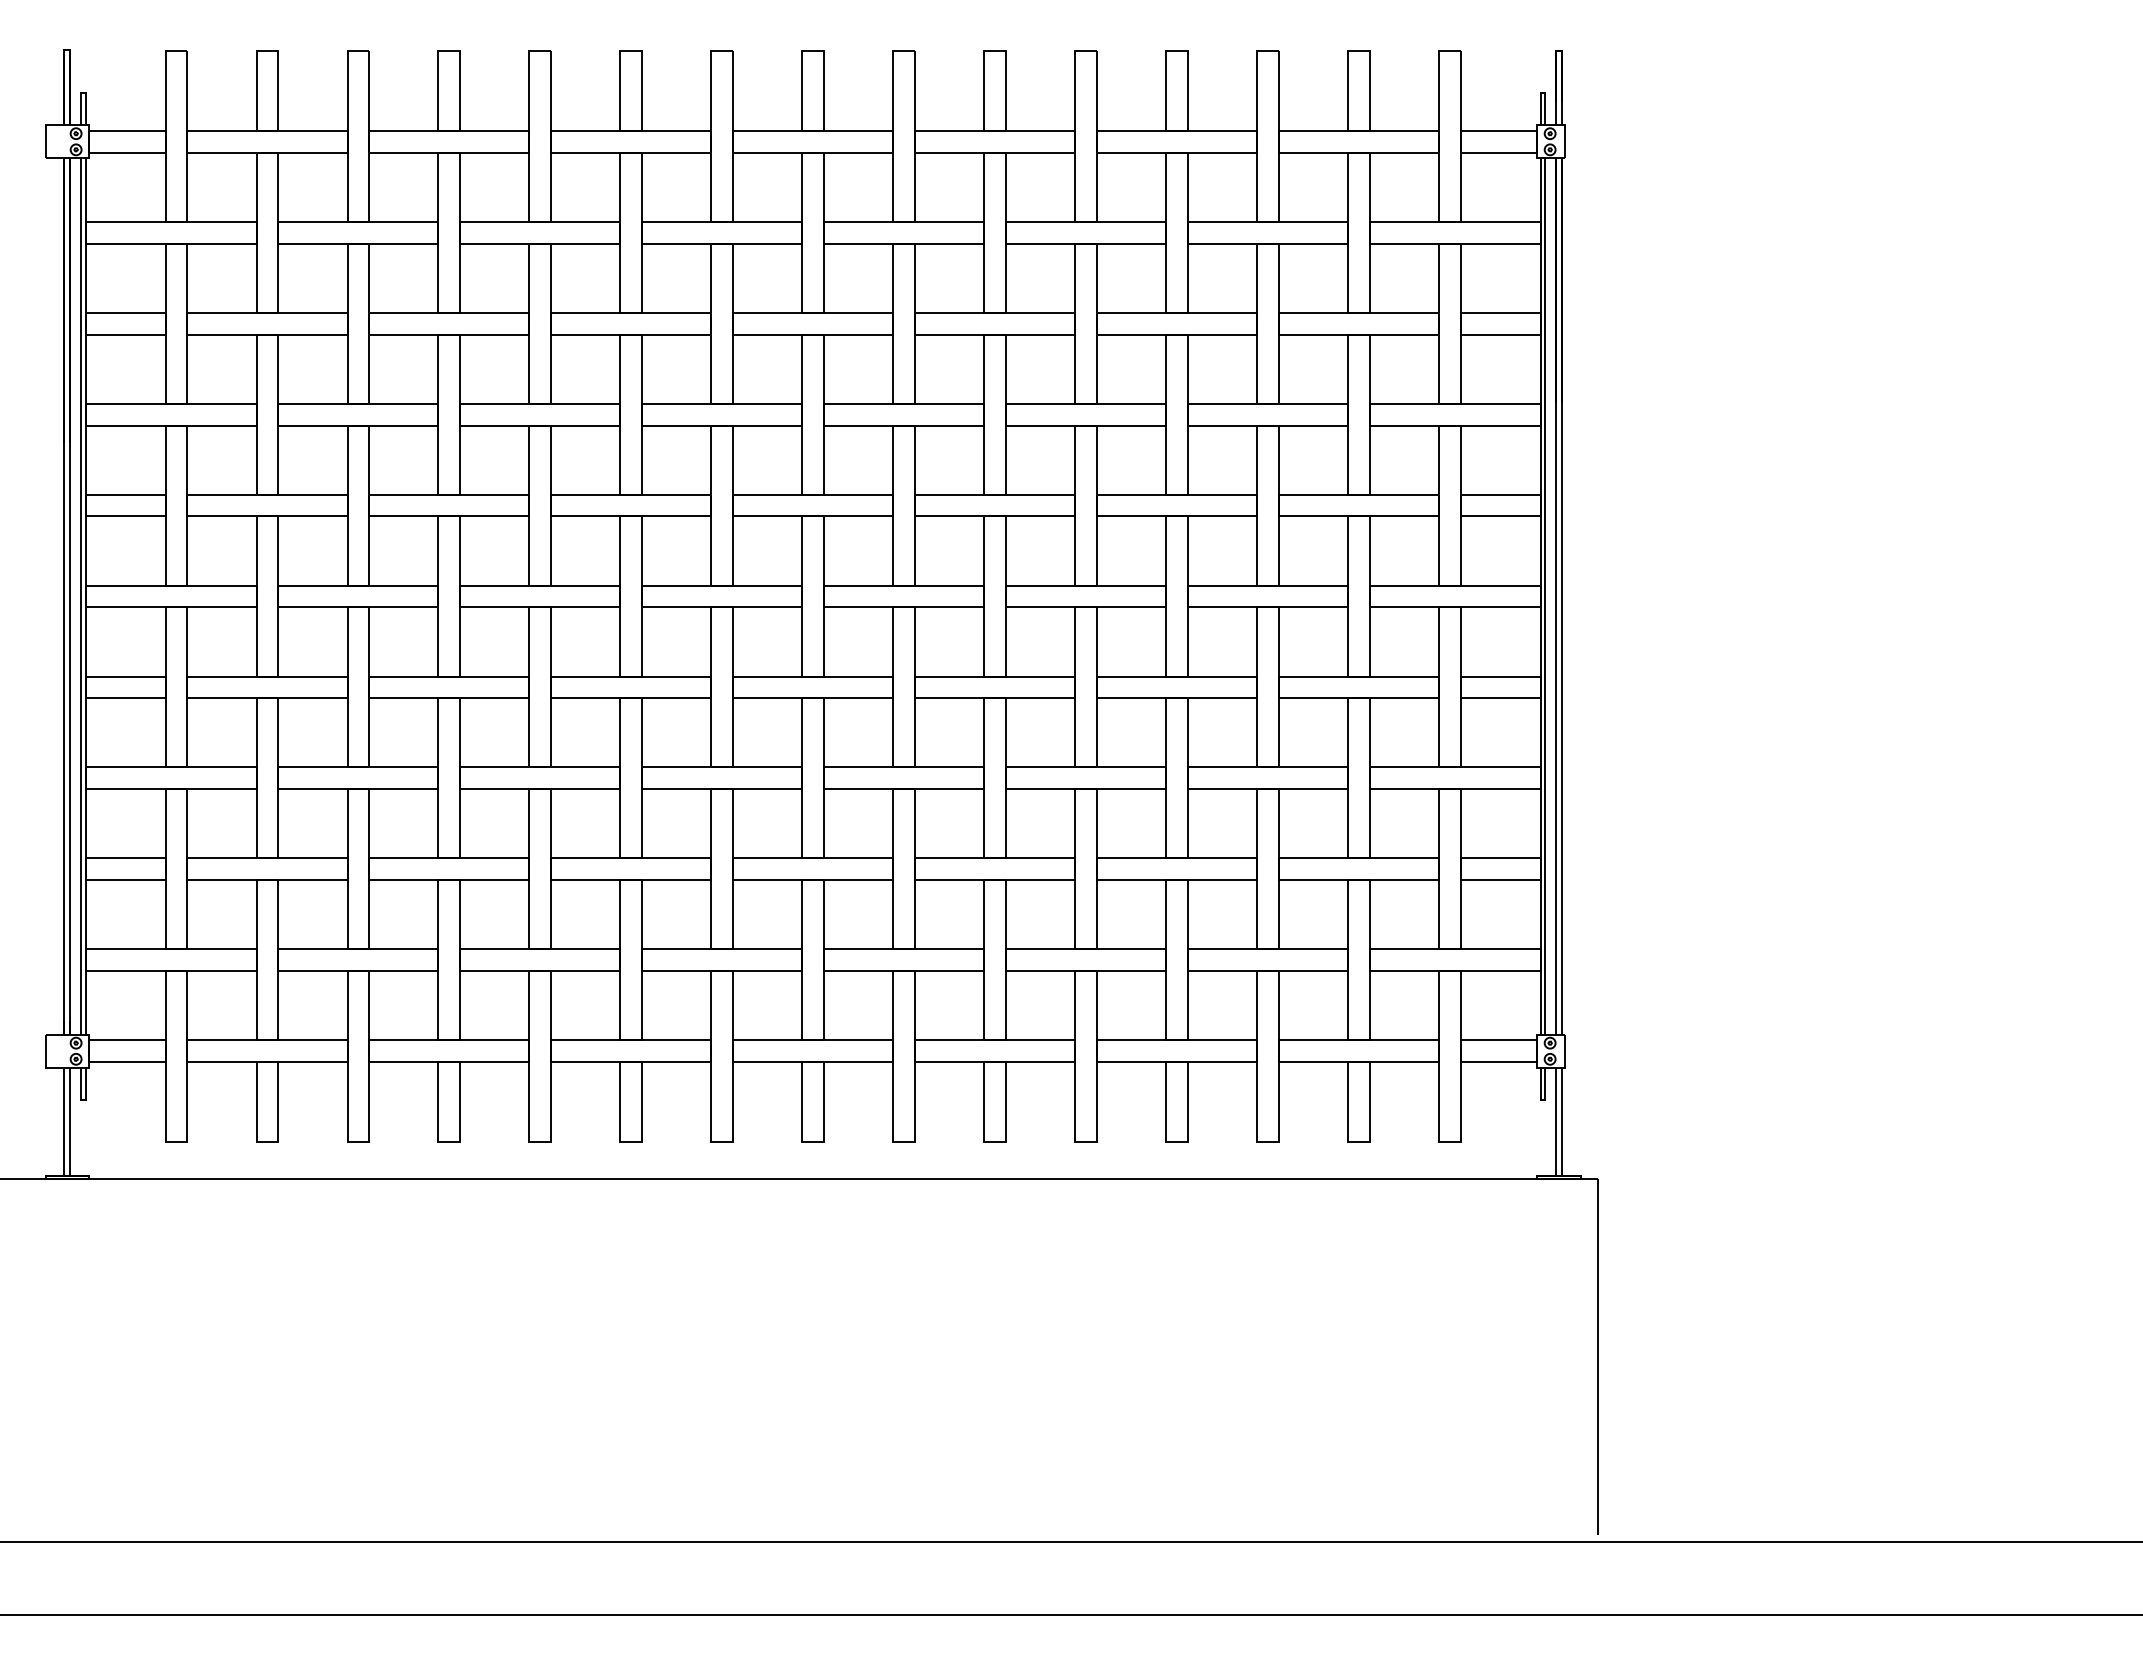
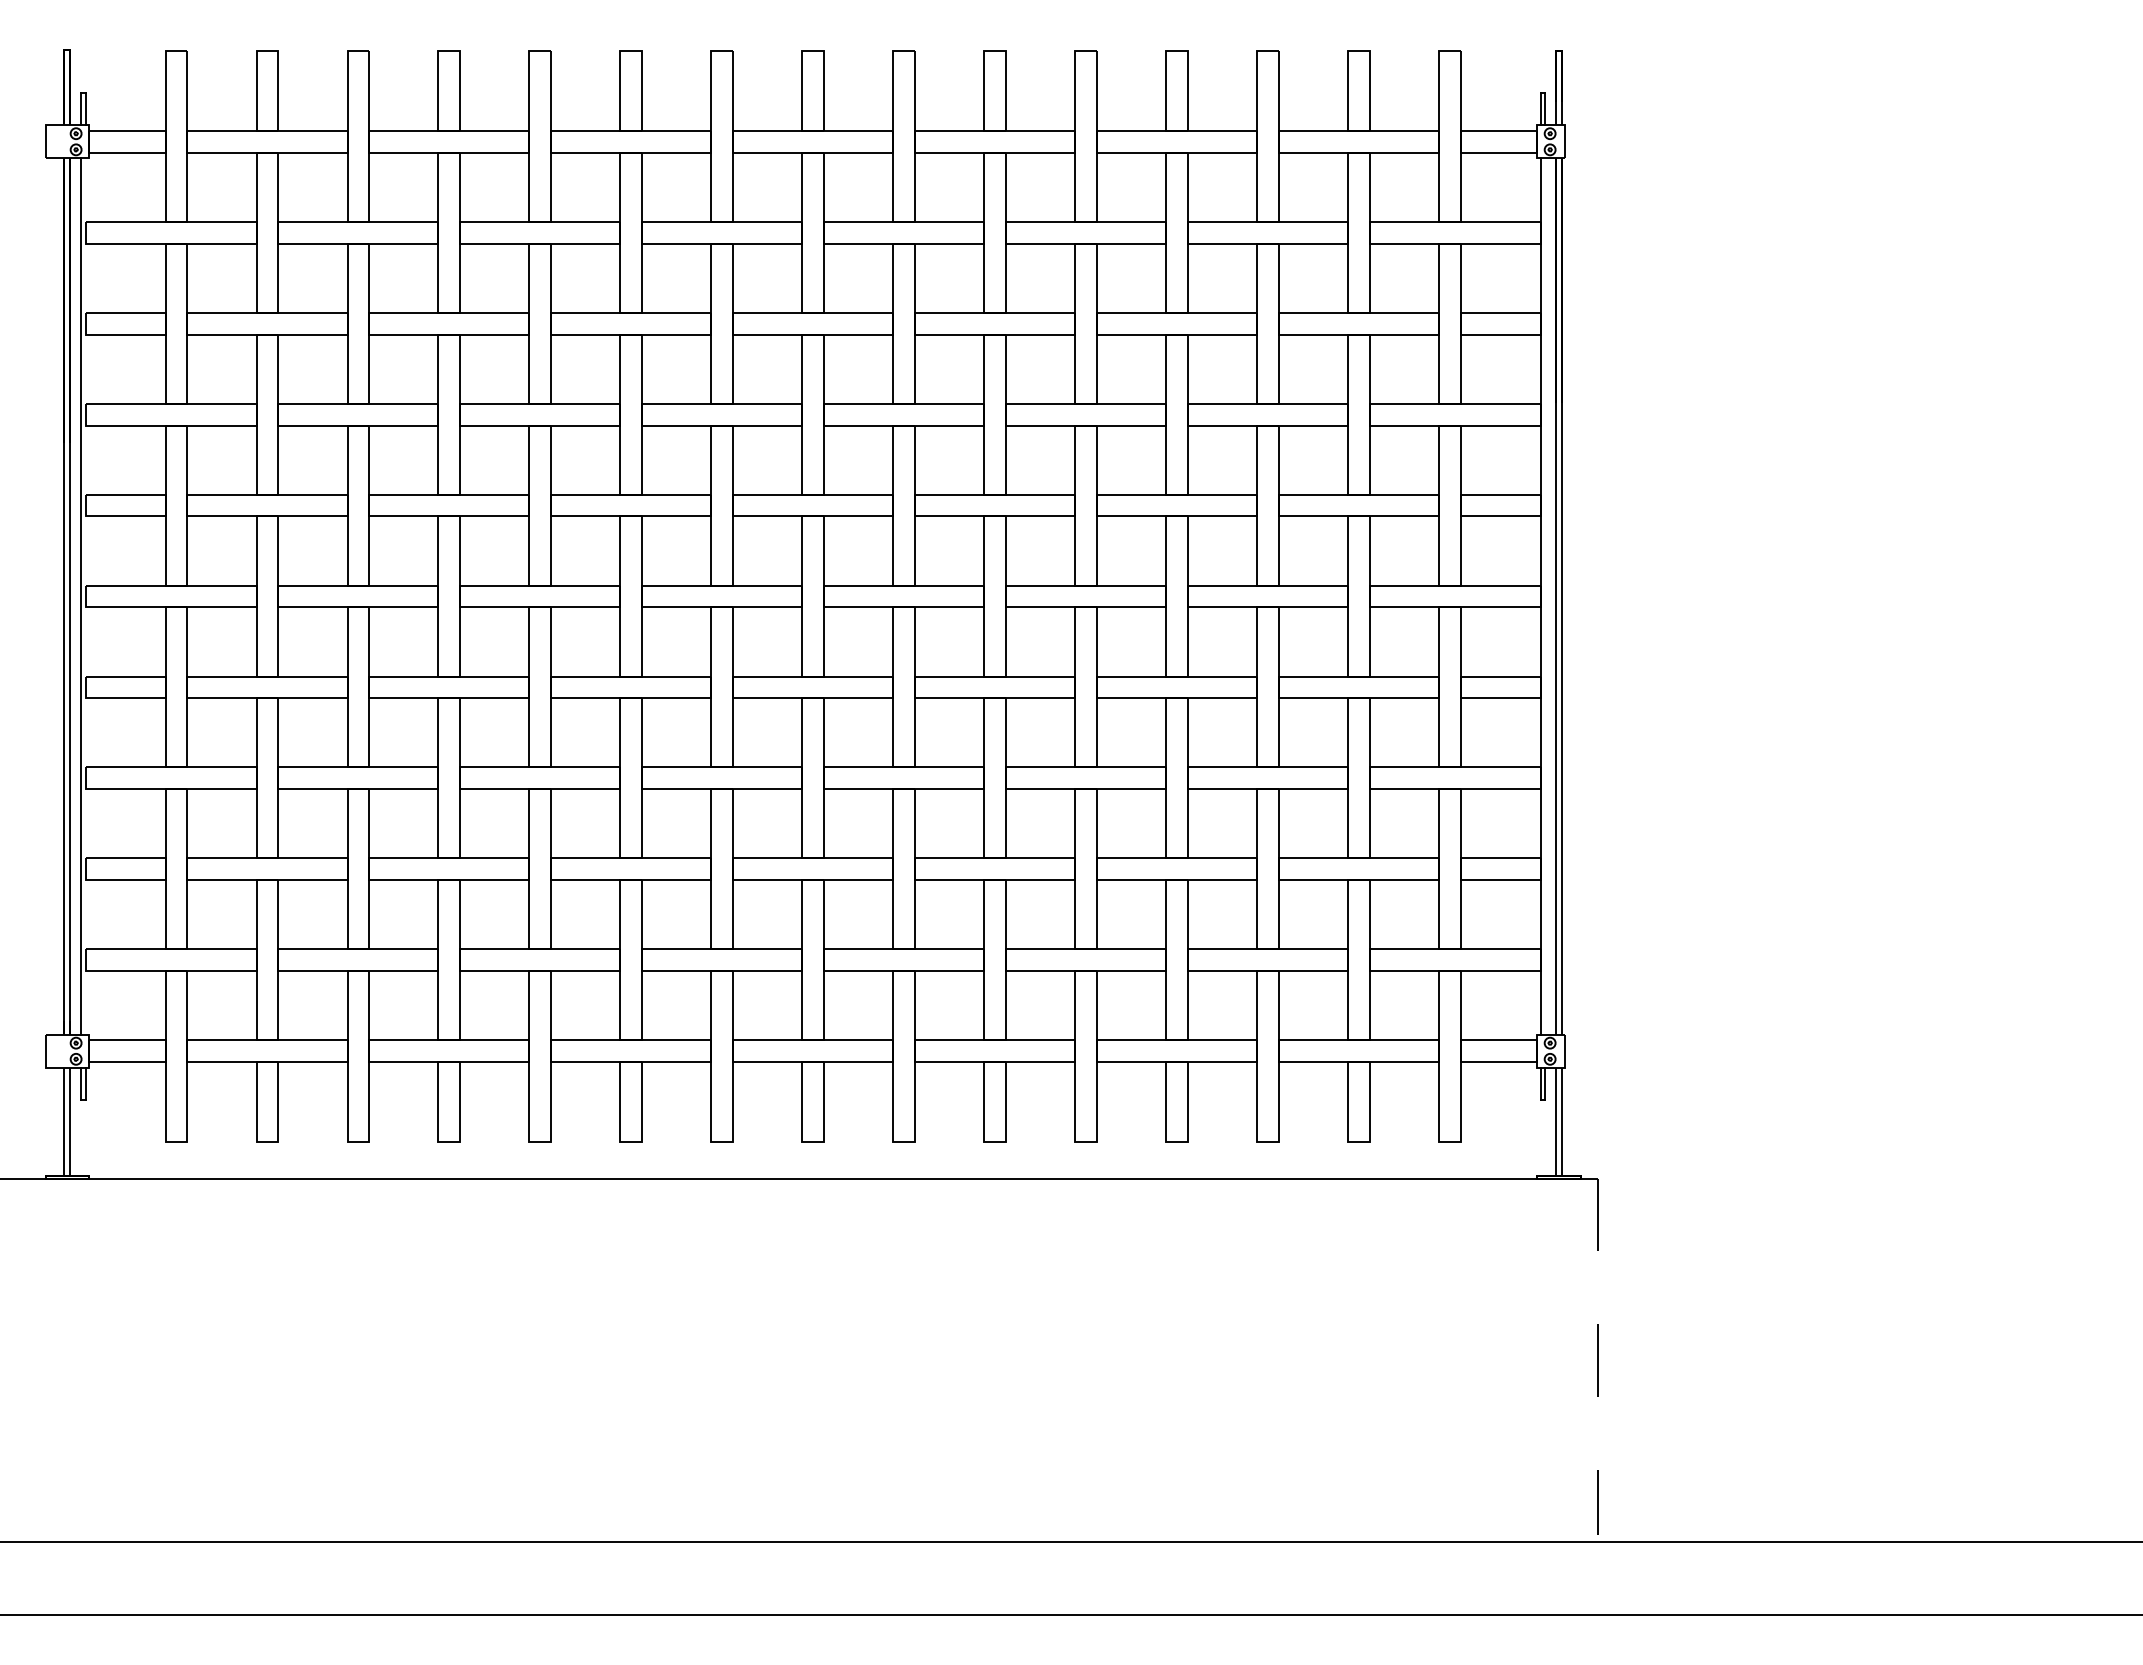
line: present -> none (85, 596)
line: present -> none (1545, 596)
line: solid -> dashed (1598, 1357)
